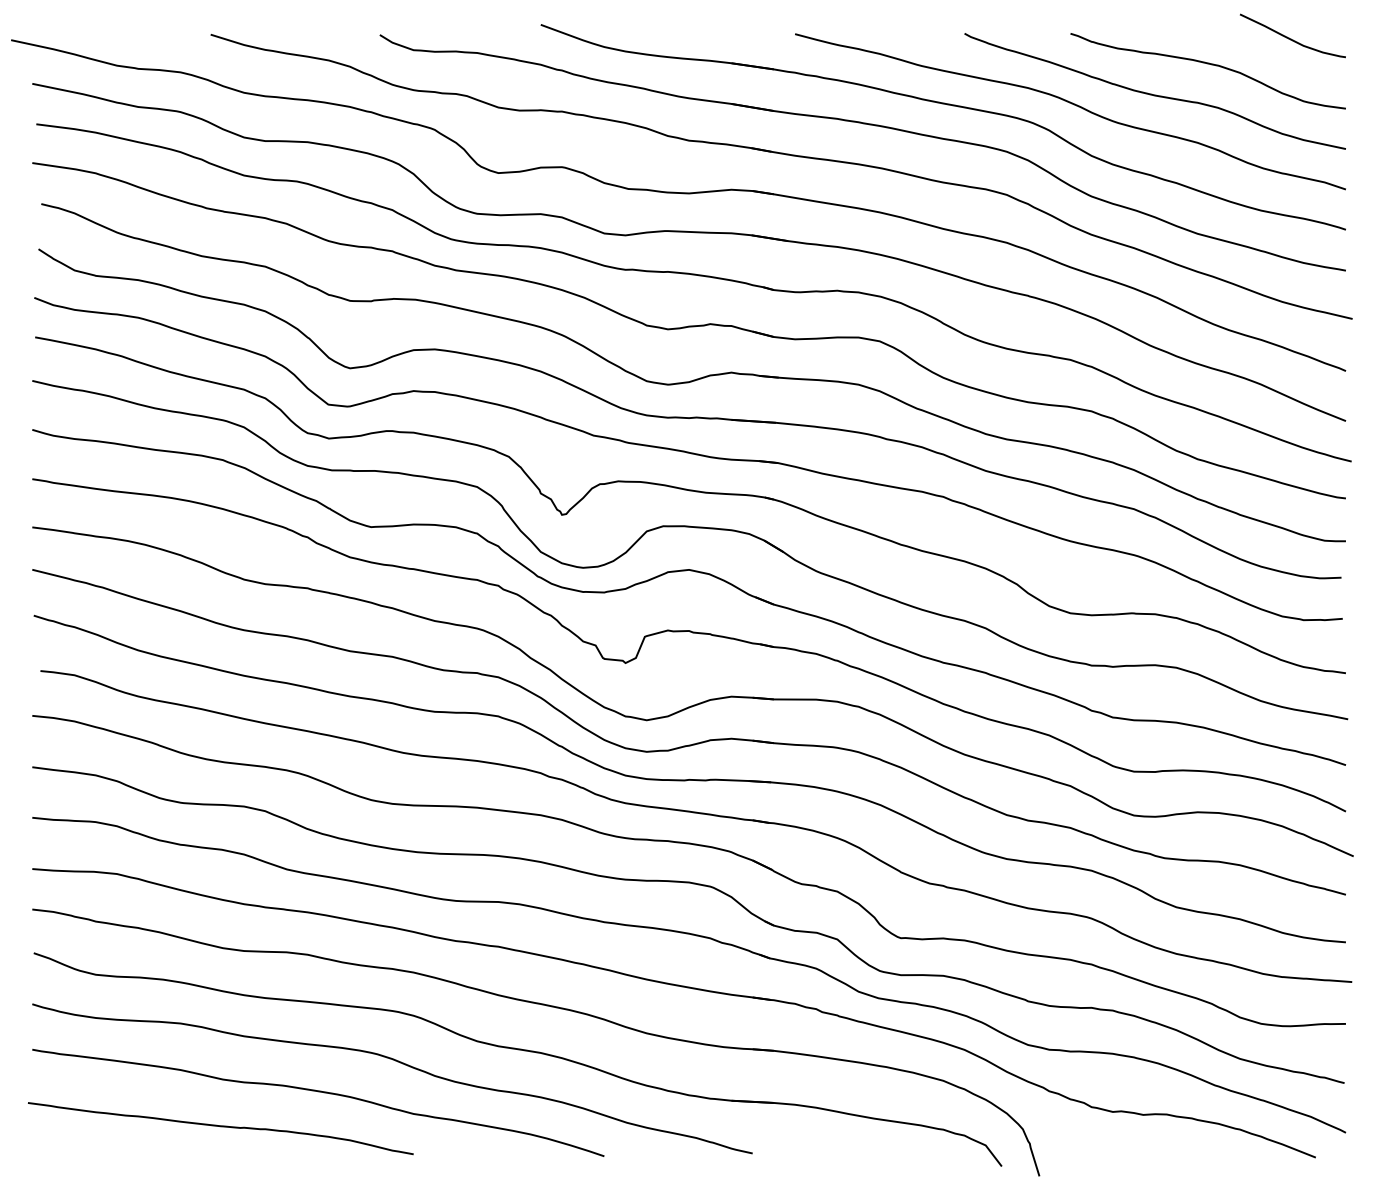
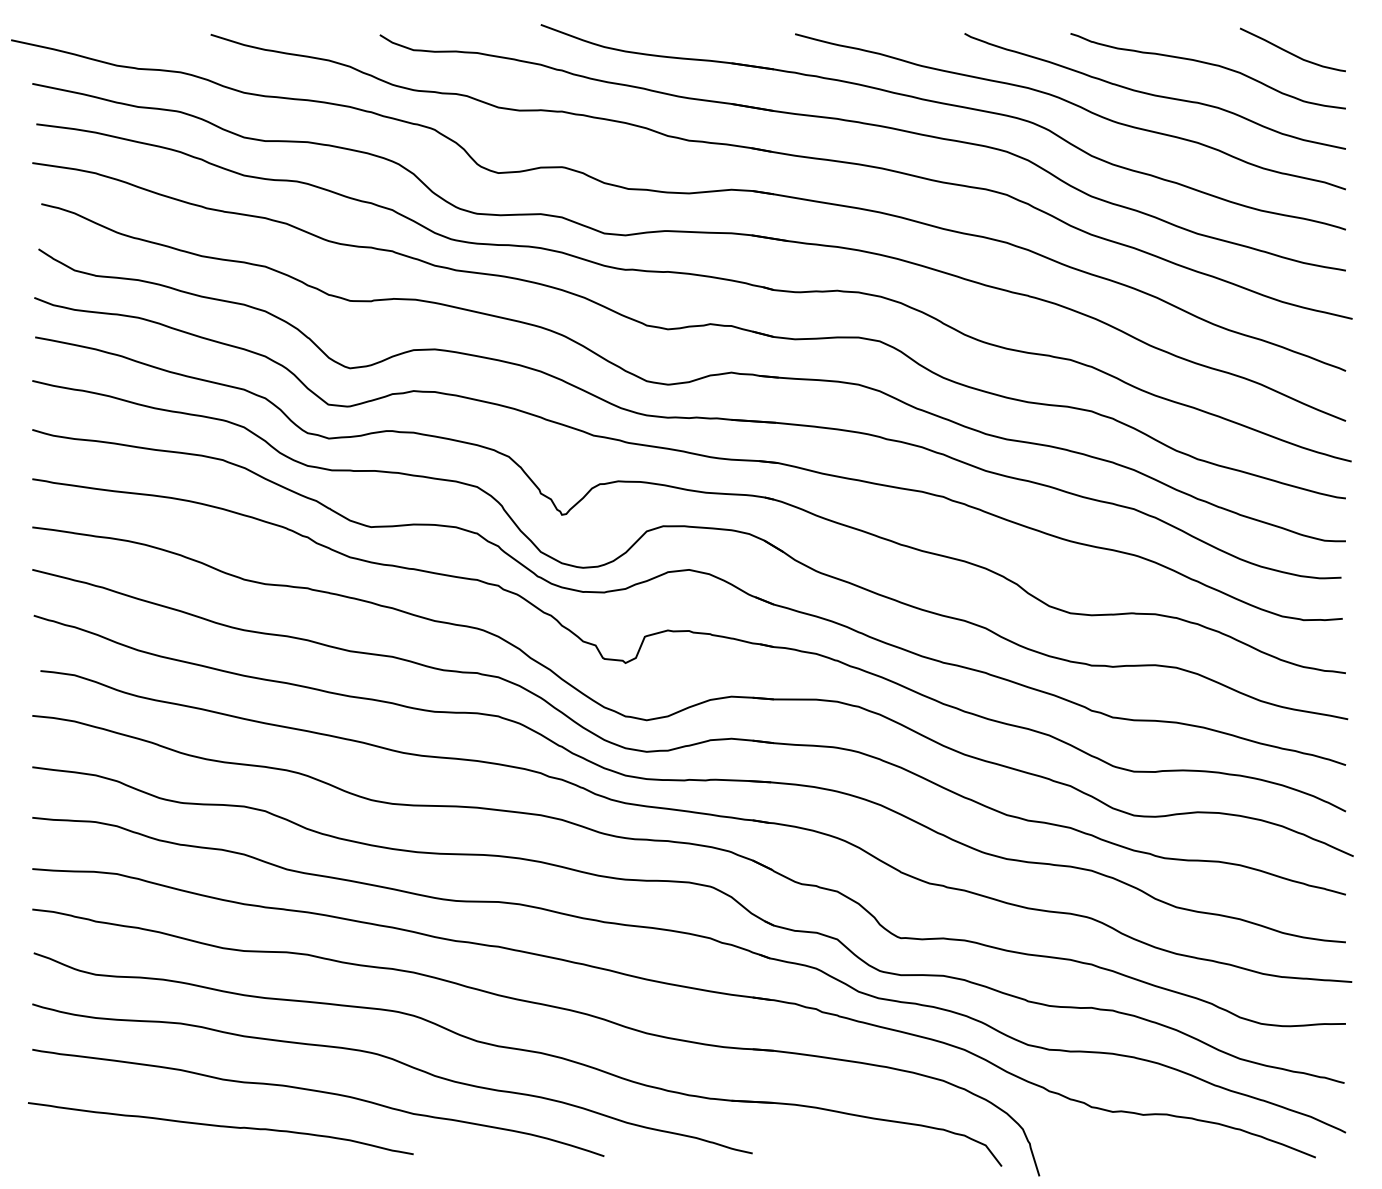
curve position: (1291, 38) -> (1291, 52) (1291, 52)
